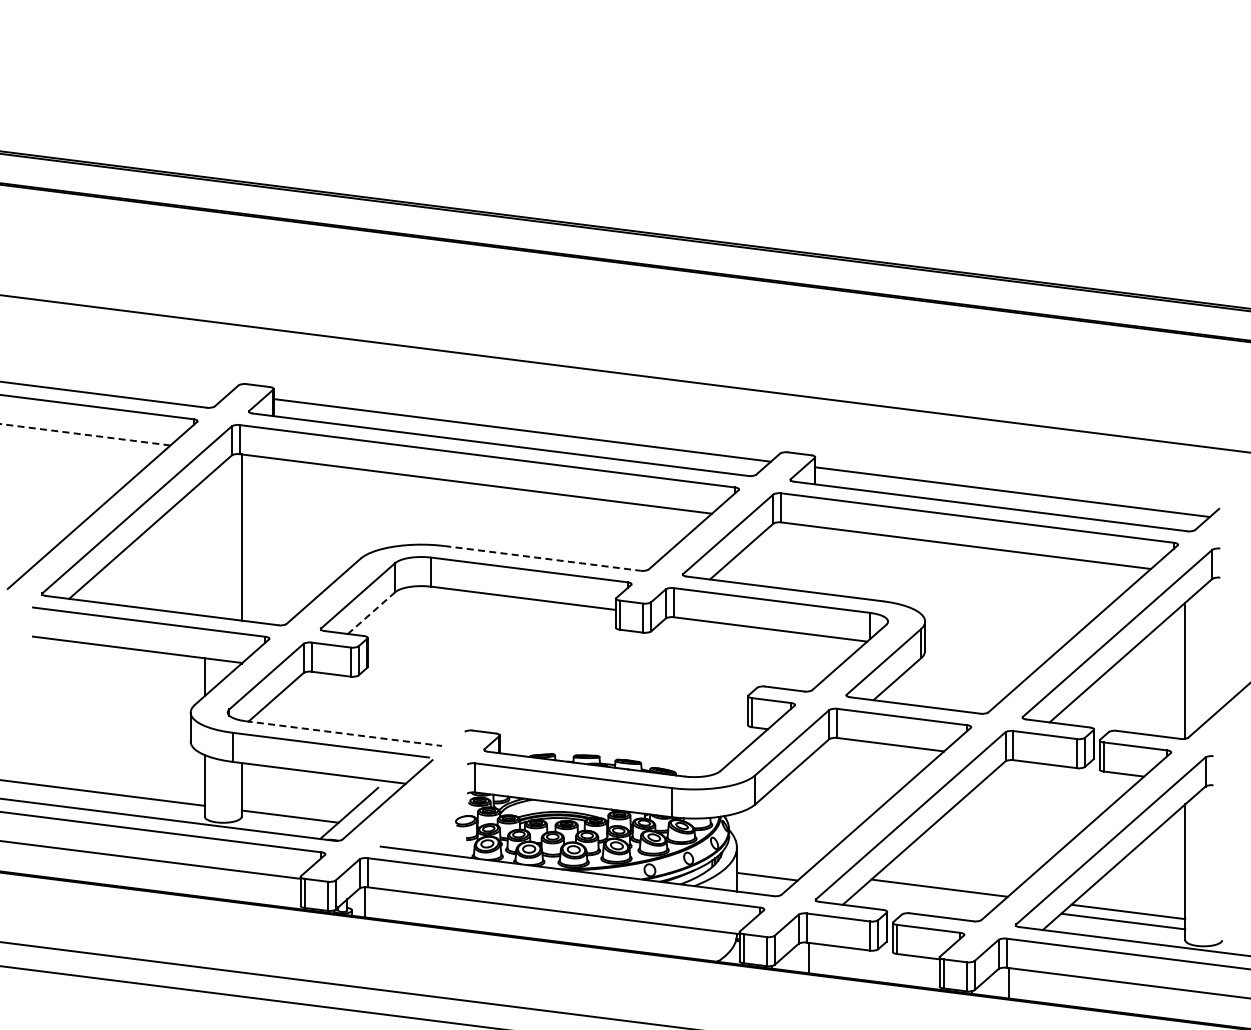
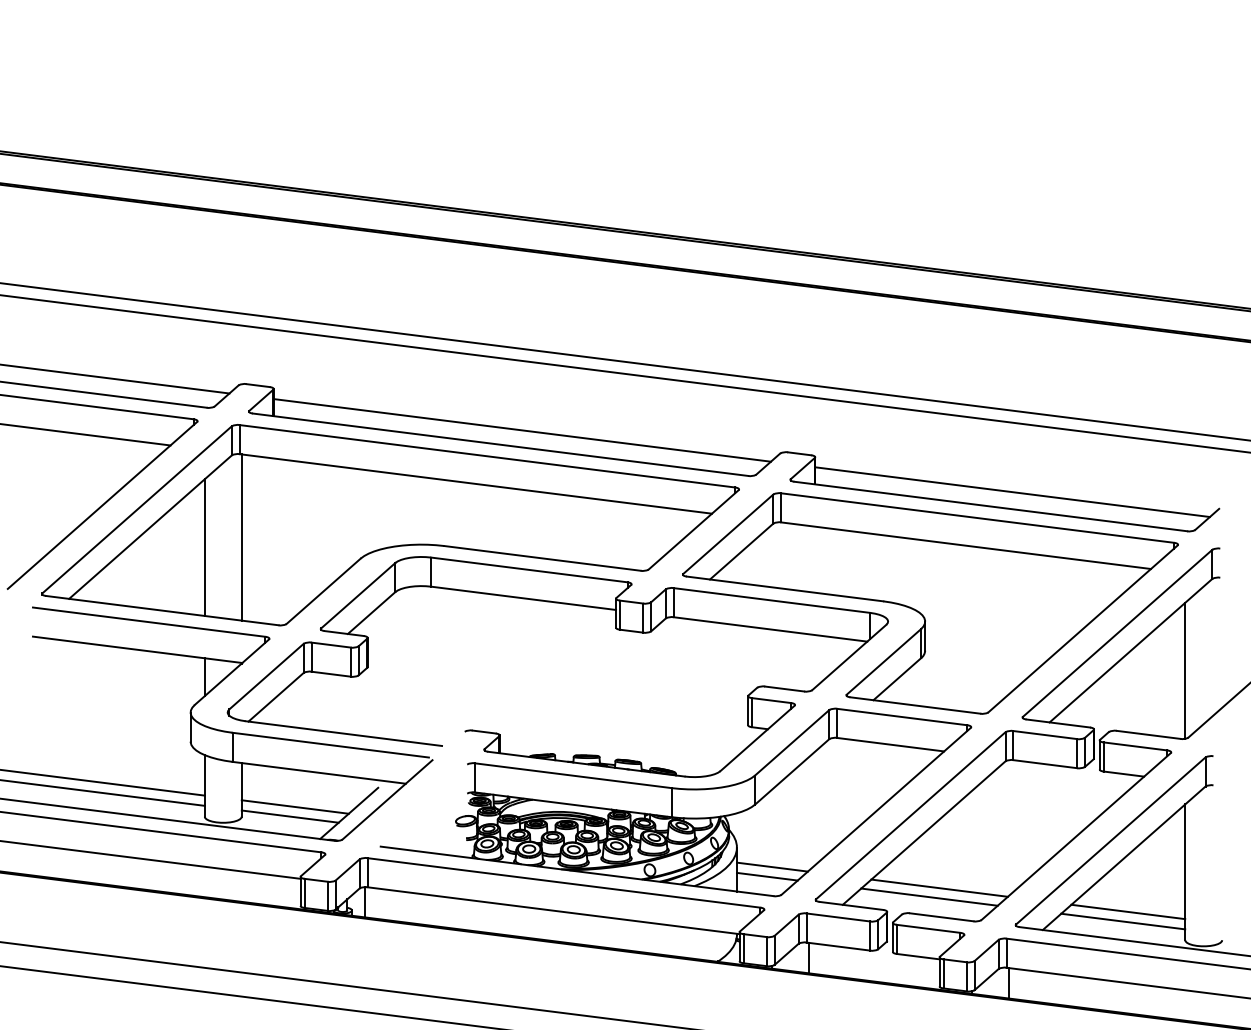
line: none -> present (624, 361)
line: none -> present (115, 378)
line: dashed -> solid (85, 434)
line: none -> present (204, 547)
line: dashed -> solid (542, 558)
line: dashed -> solid (371, 613)
line: dashed -> solid (343, 733)
line: none -> present (103, 782)
line: none -> present (294, 806)
line: none -> present (772, 866)
line: none -> present (929, 896)
